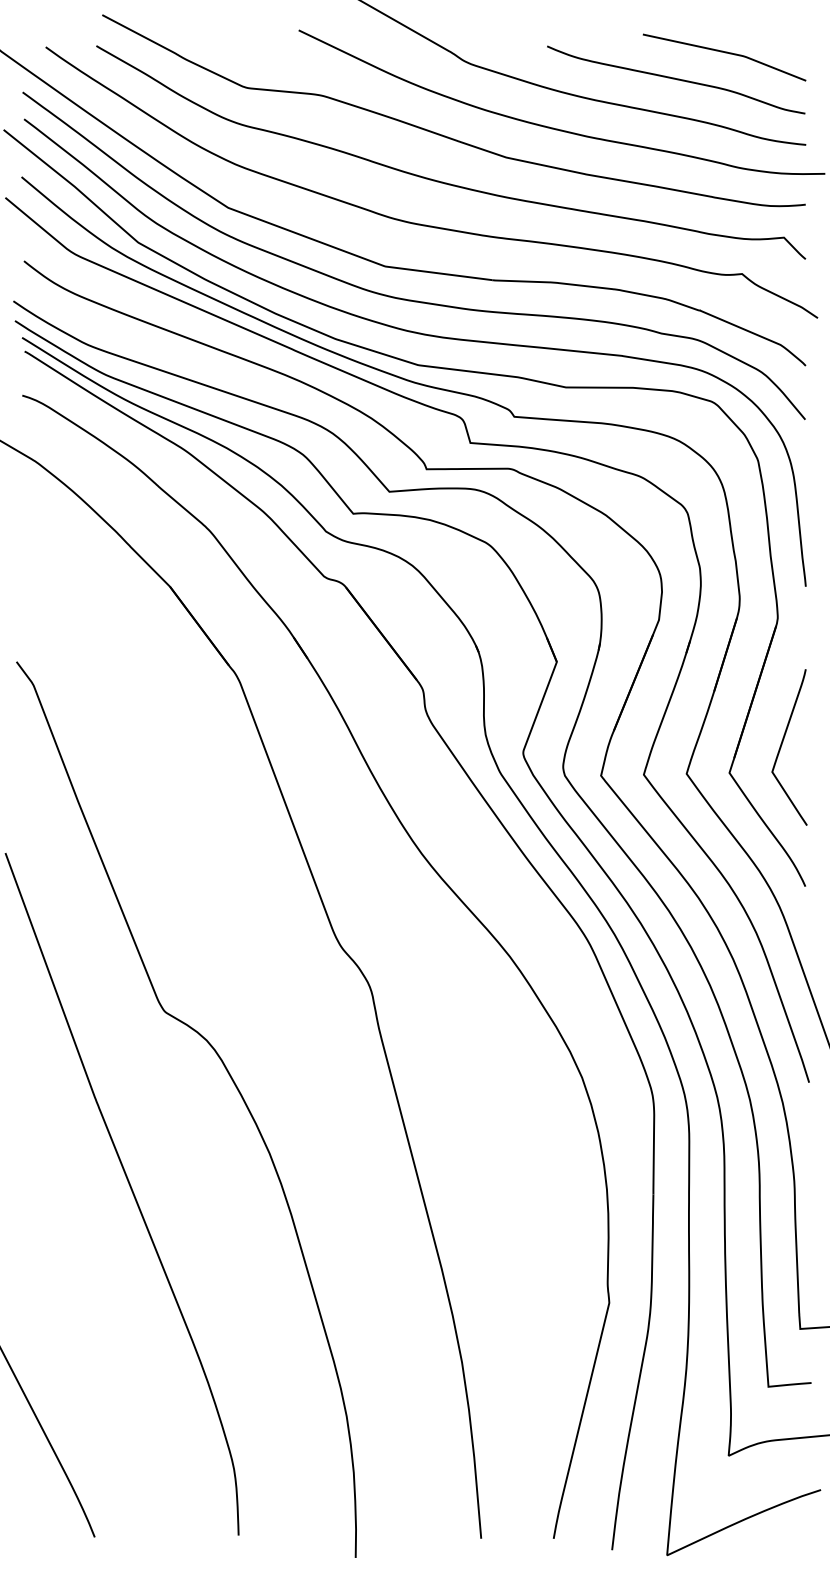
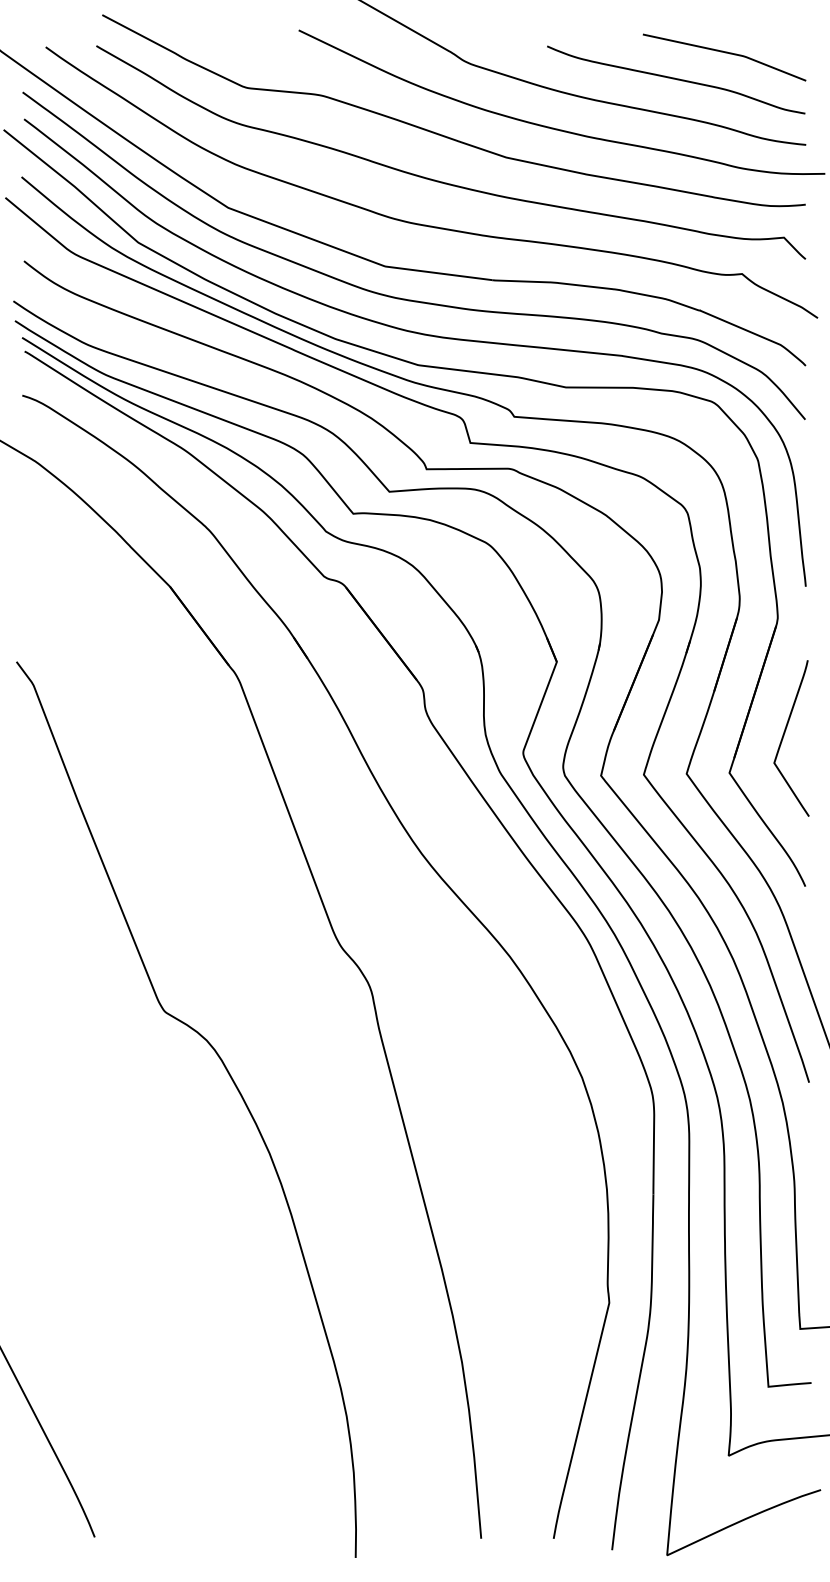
curve position: (782, 745) -> (784, 736) (784, 736)
curve: present -> none (130, 1189)
